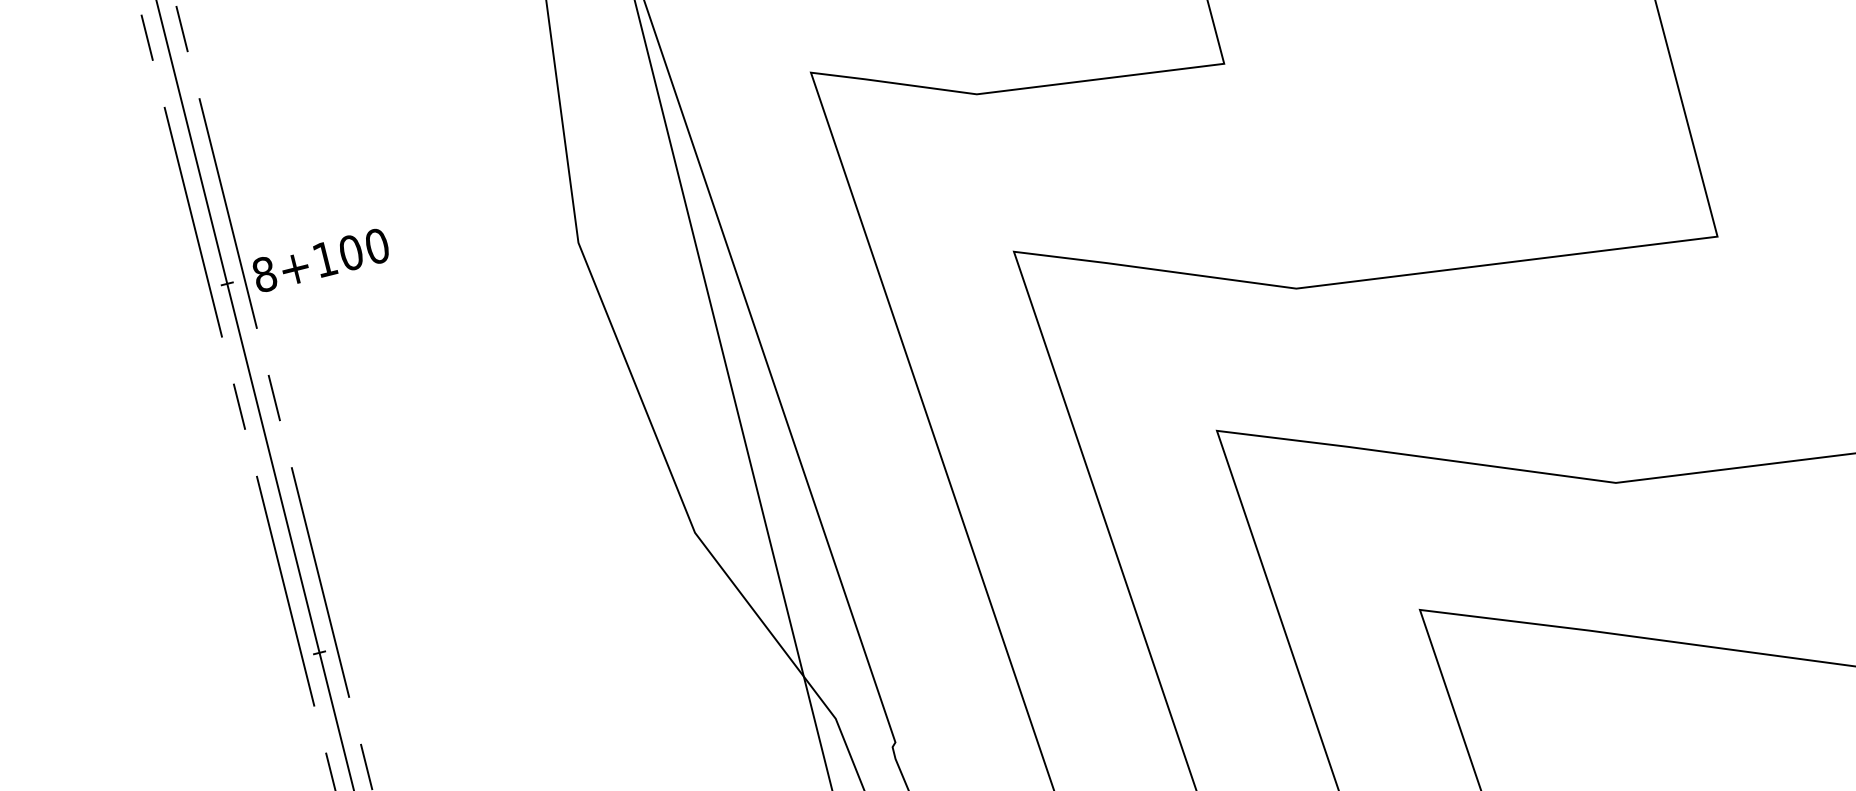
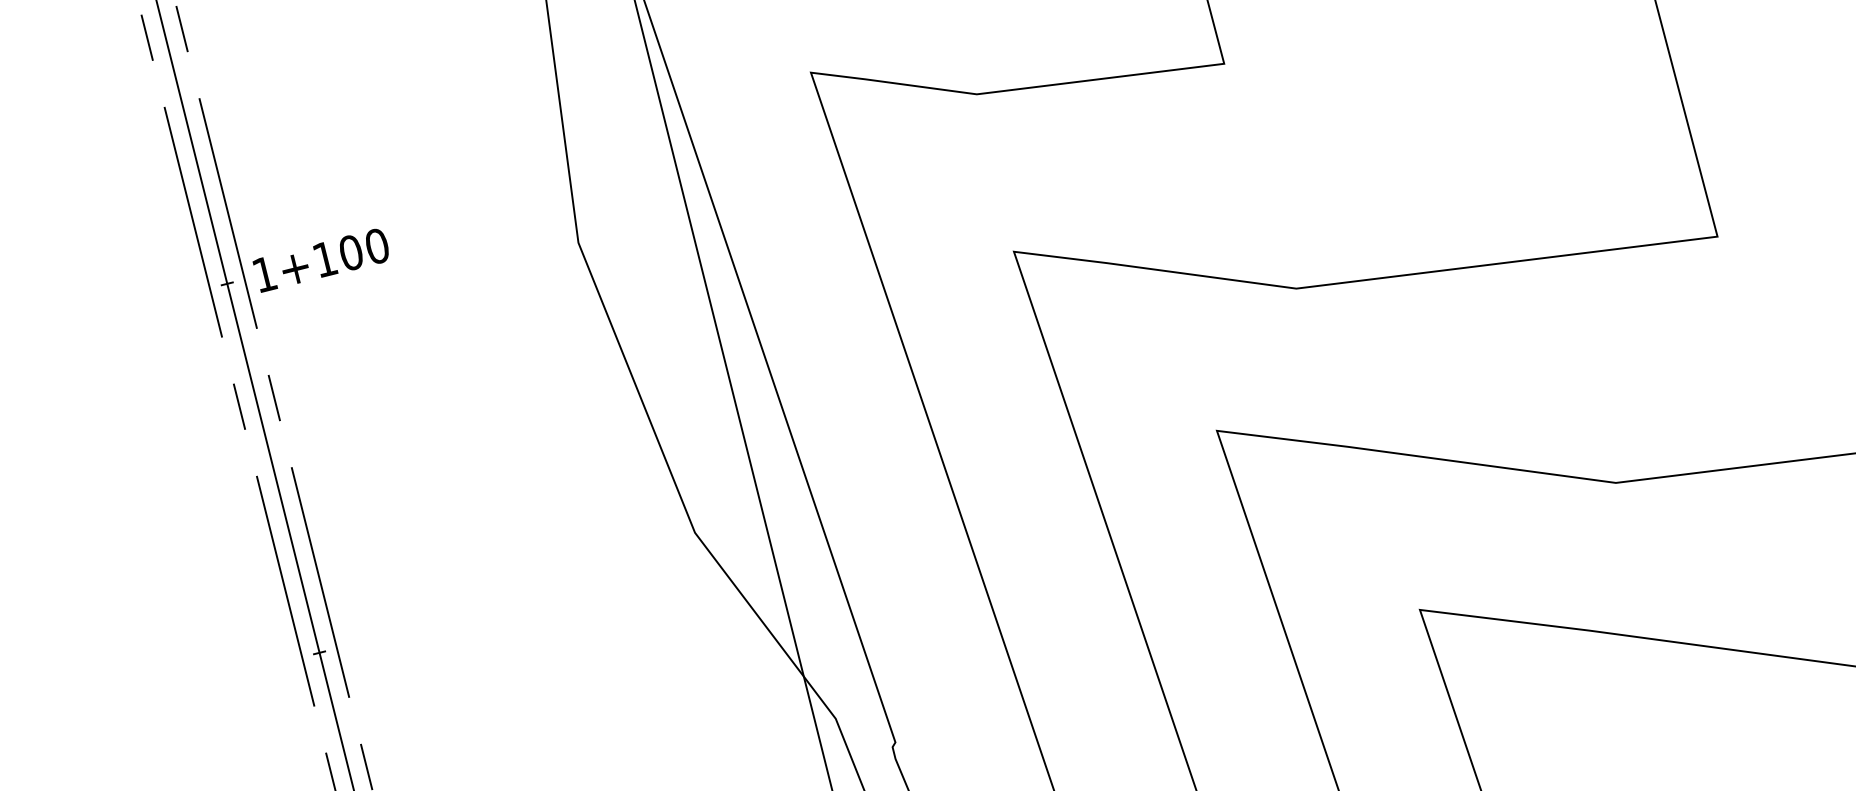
text: 8+100 -> 1+100 (265, 274)
